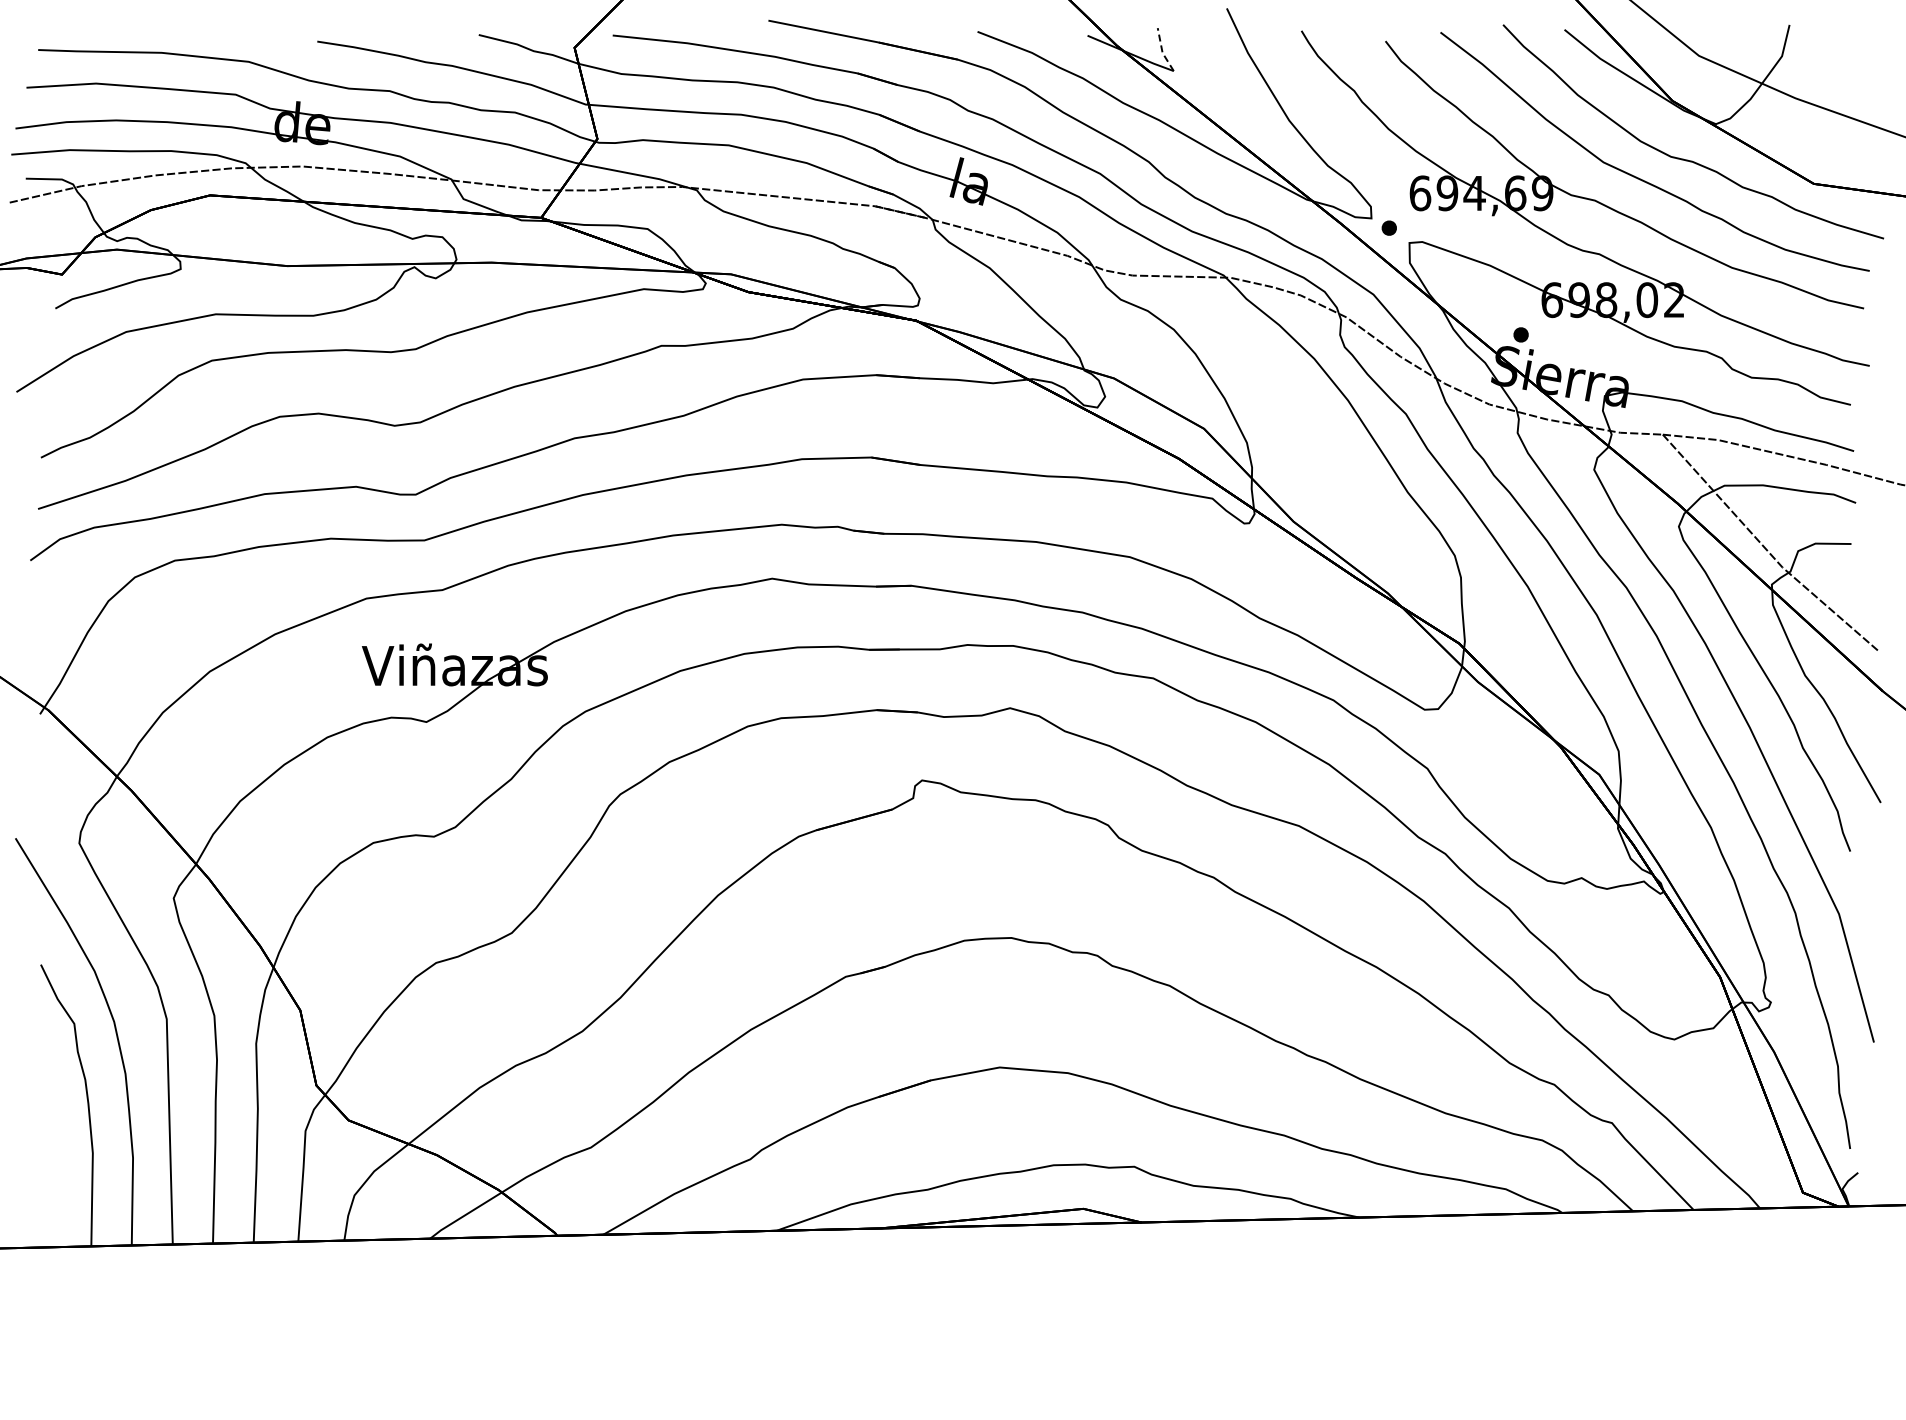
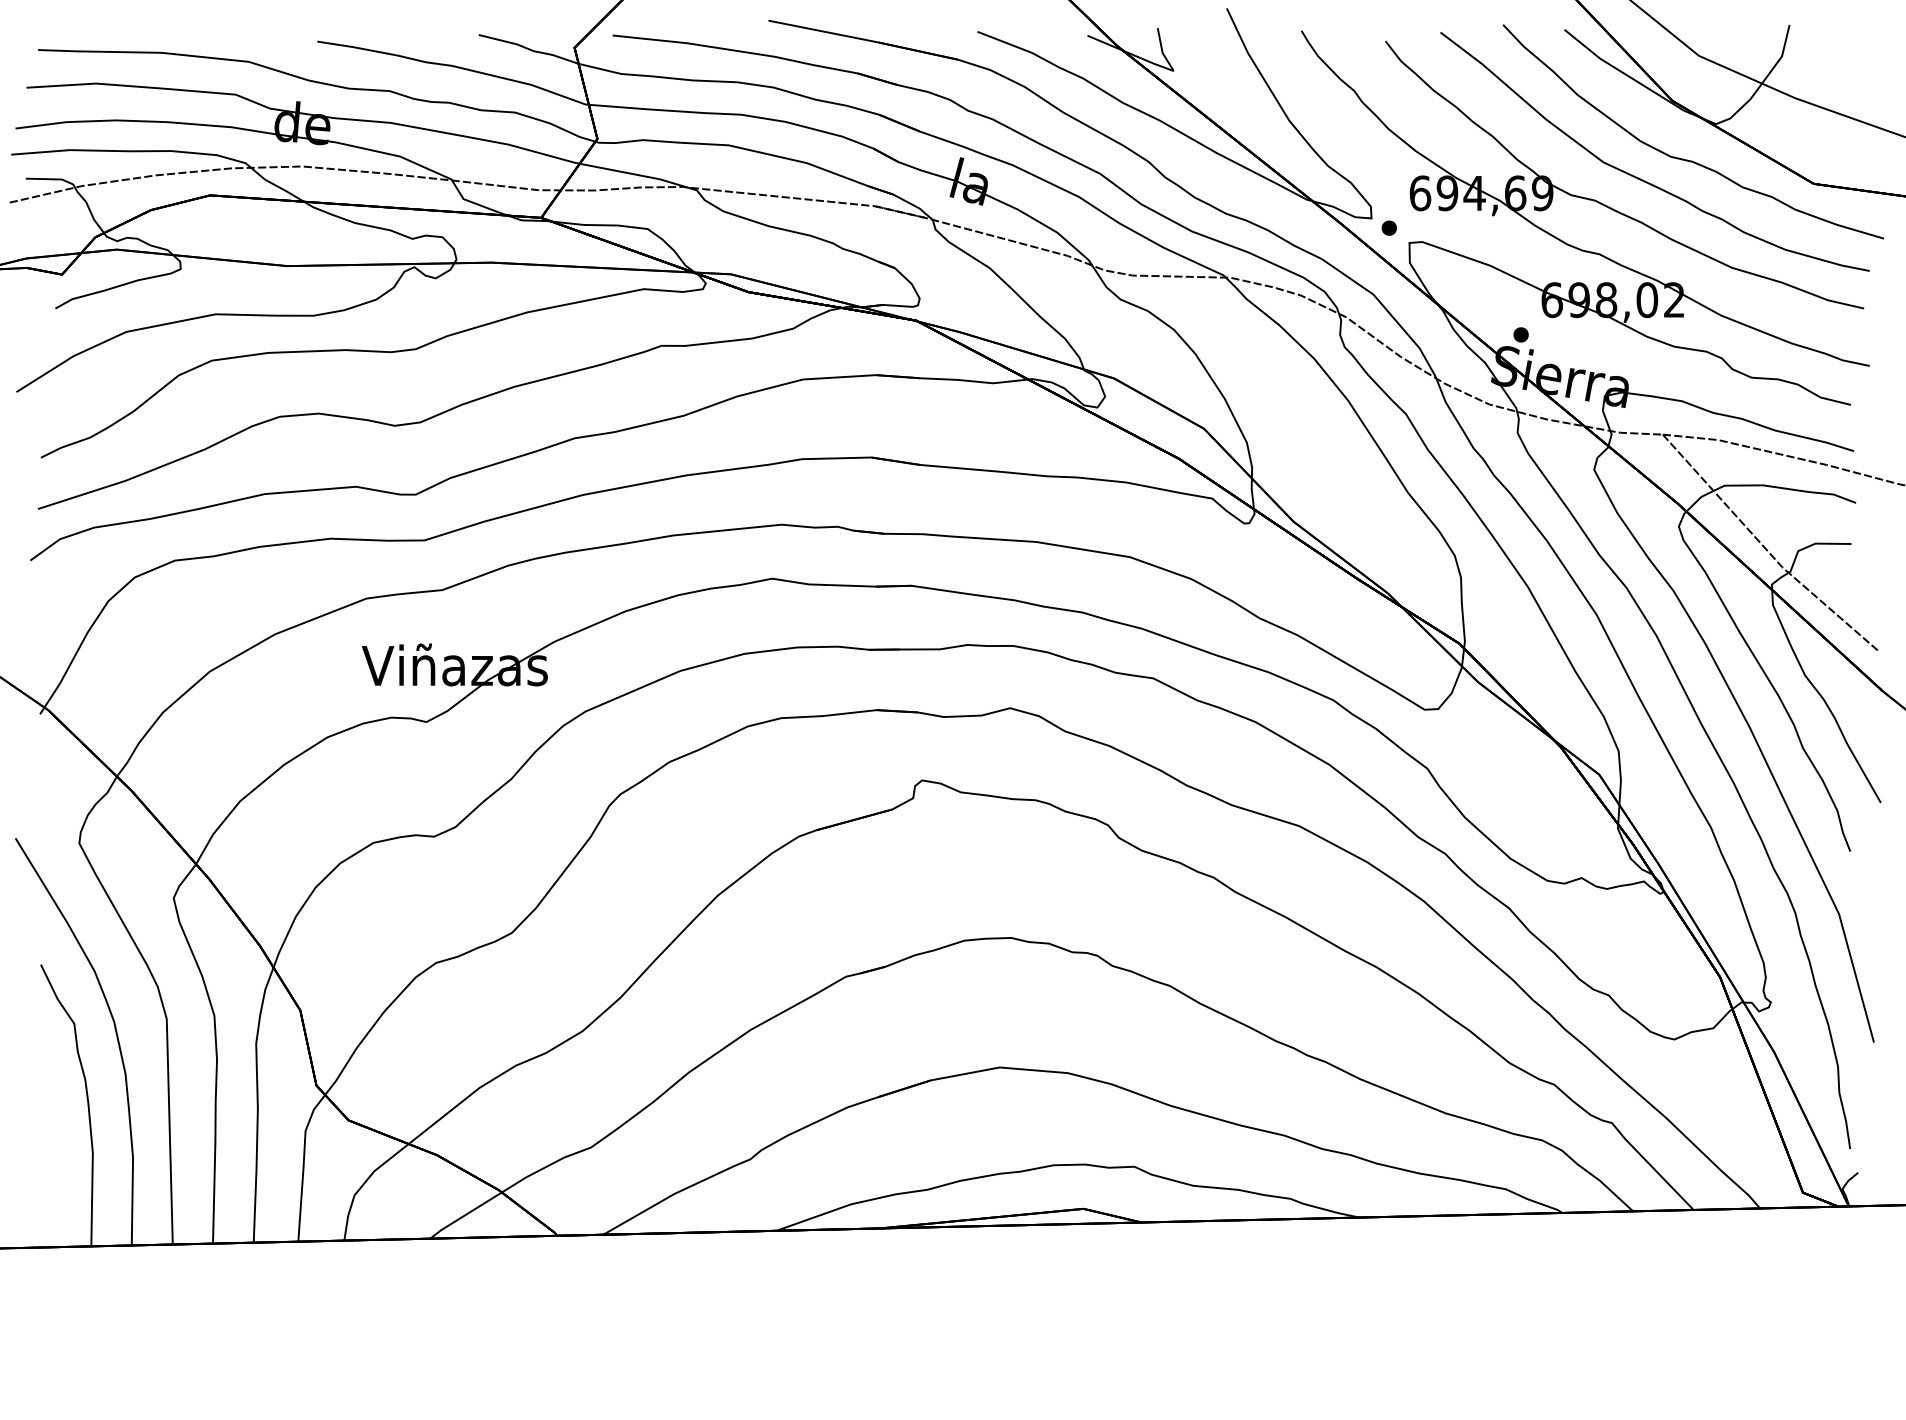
line: dashed -> solid (1162, 51)
